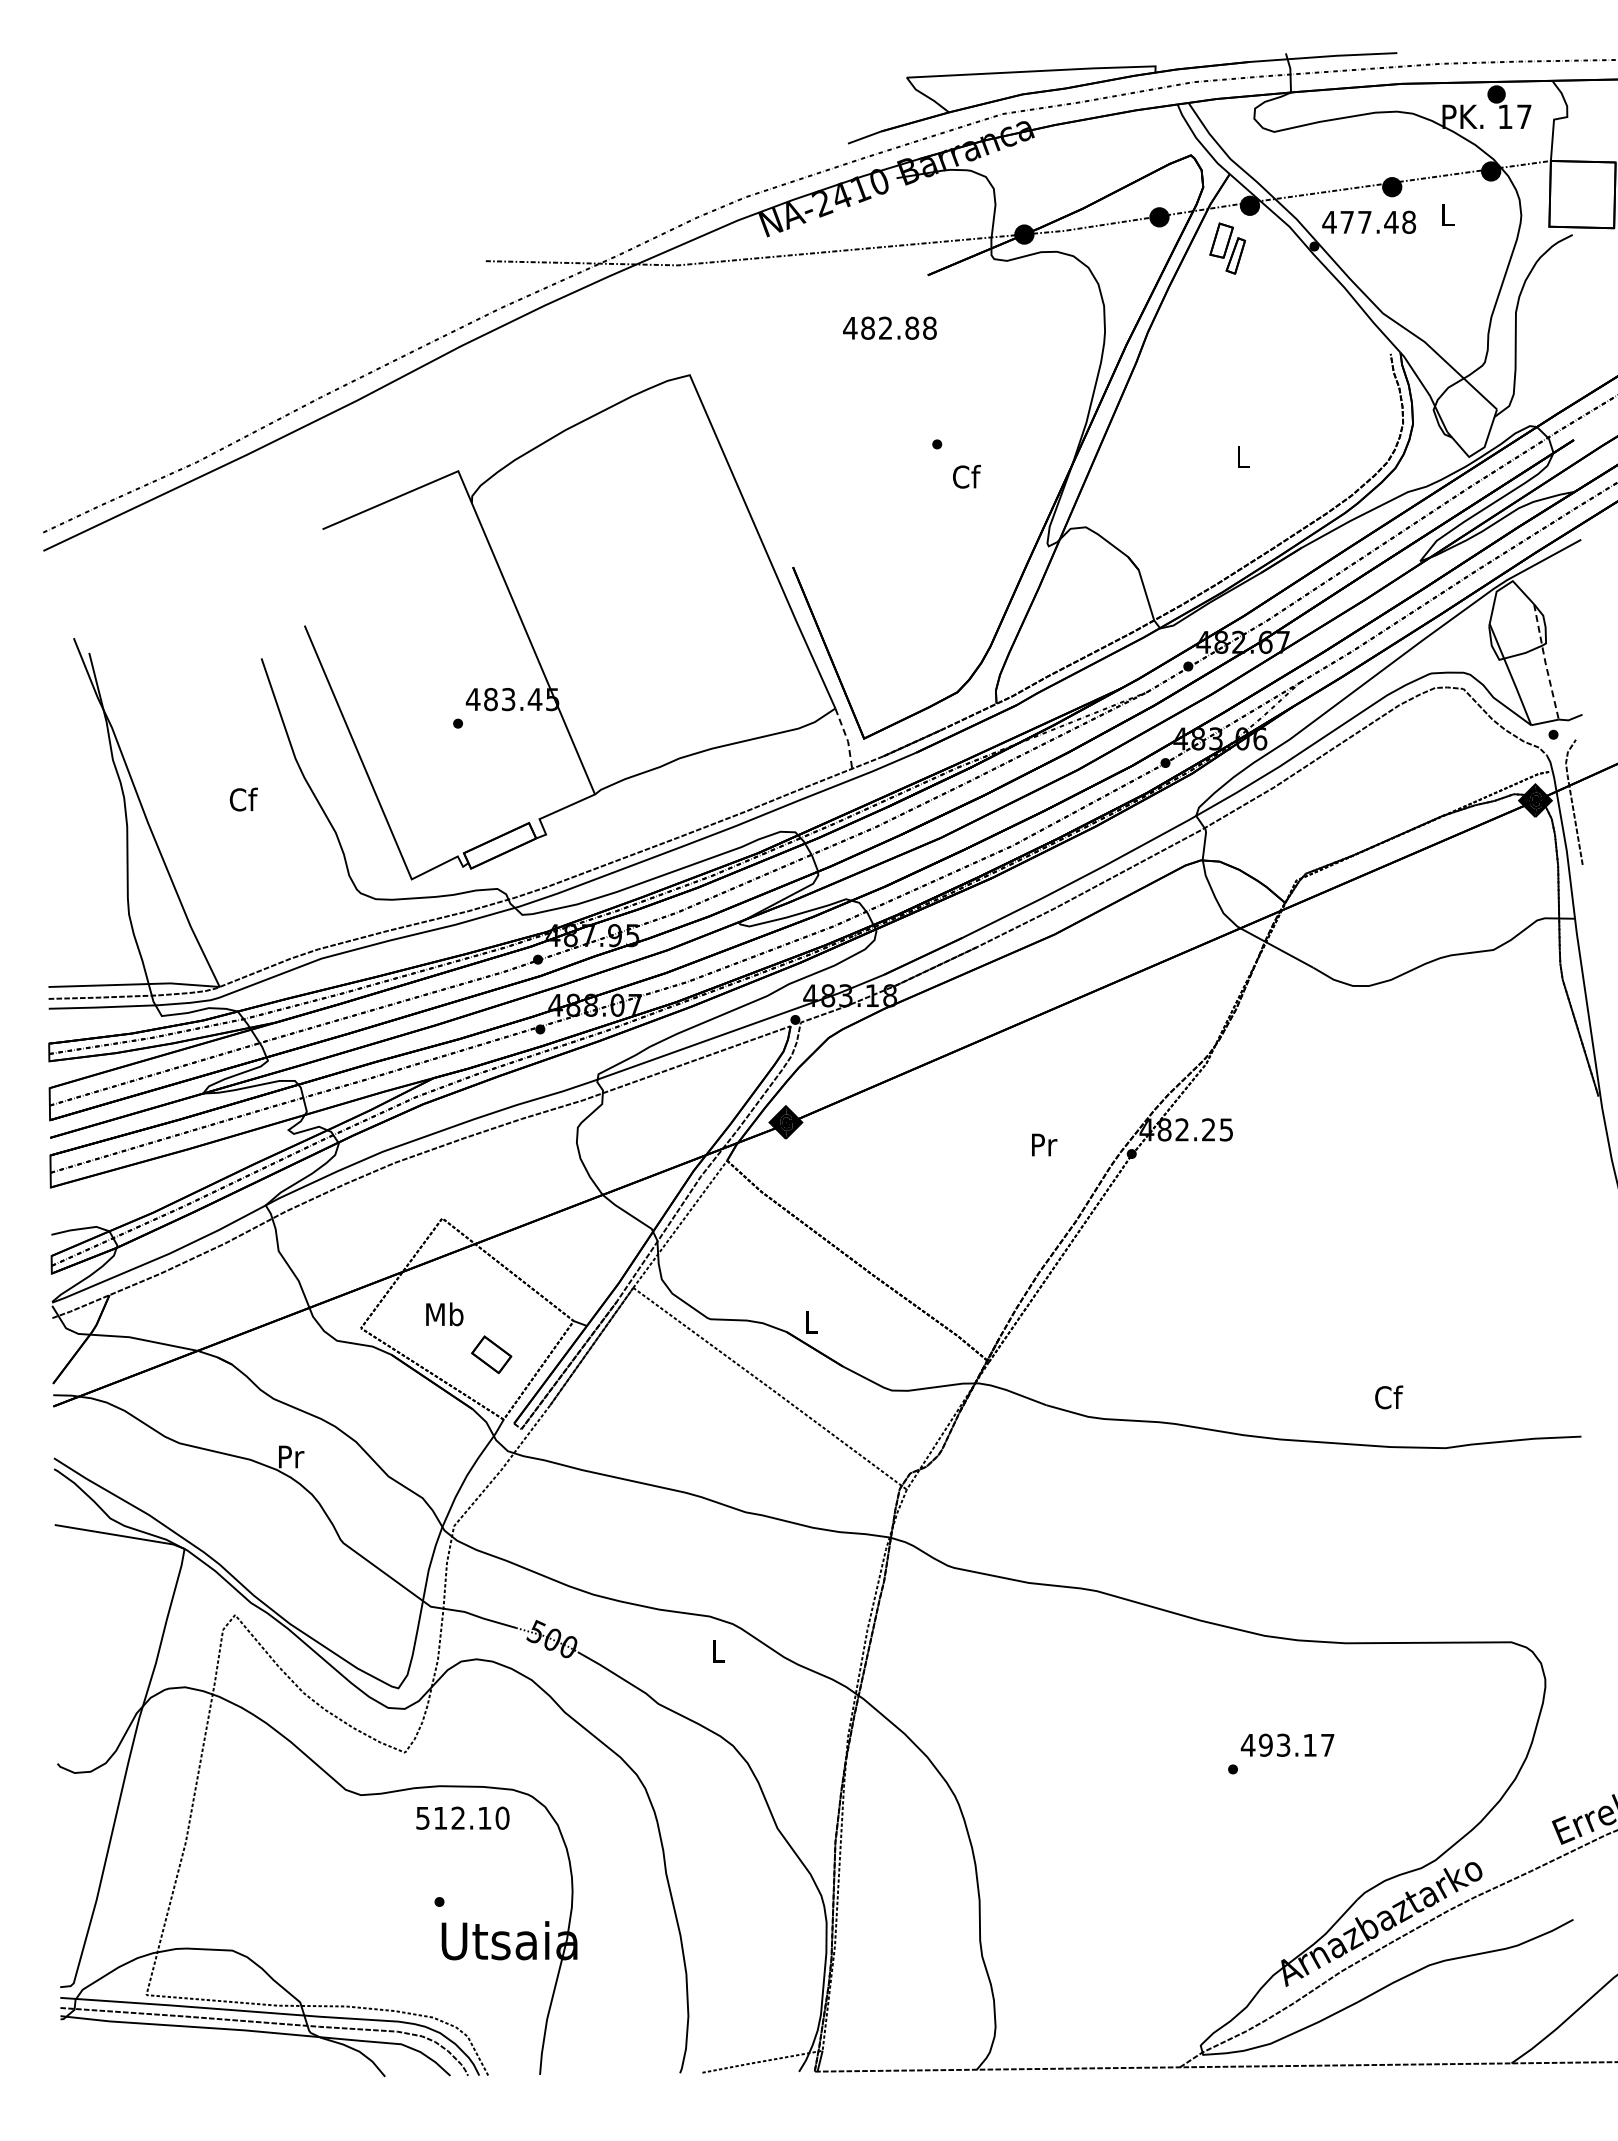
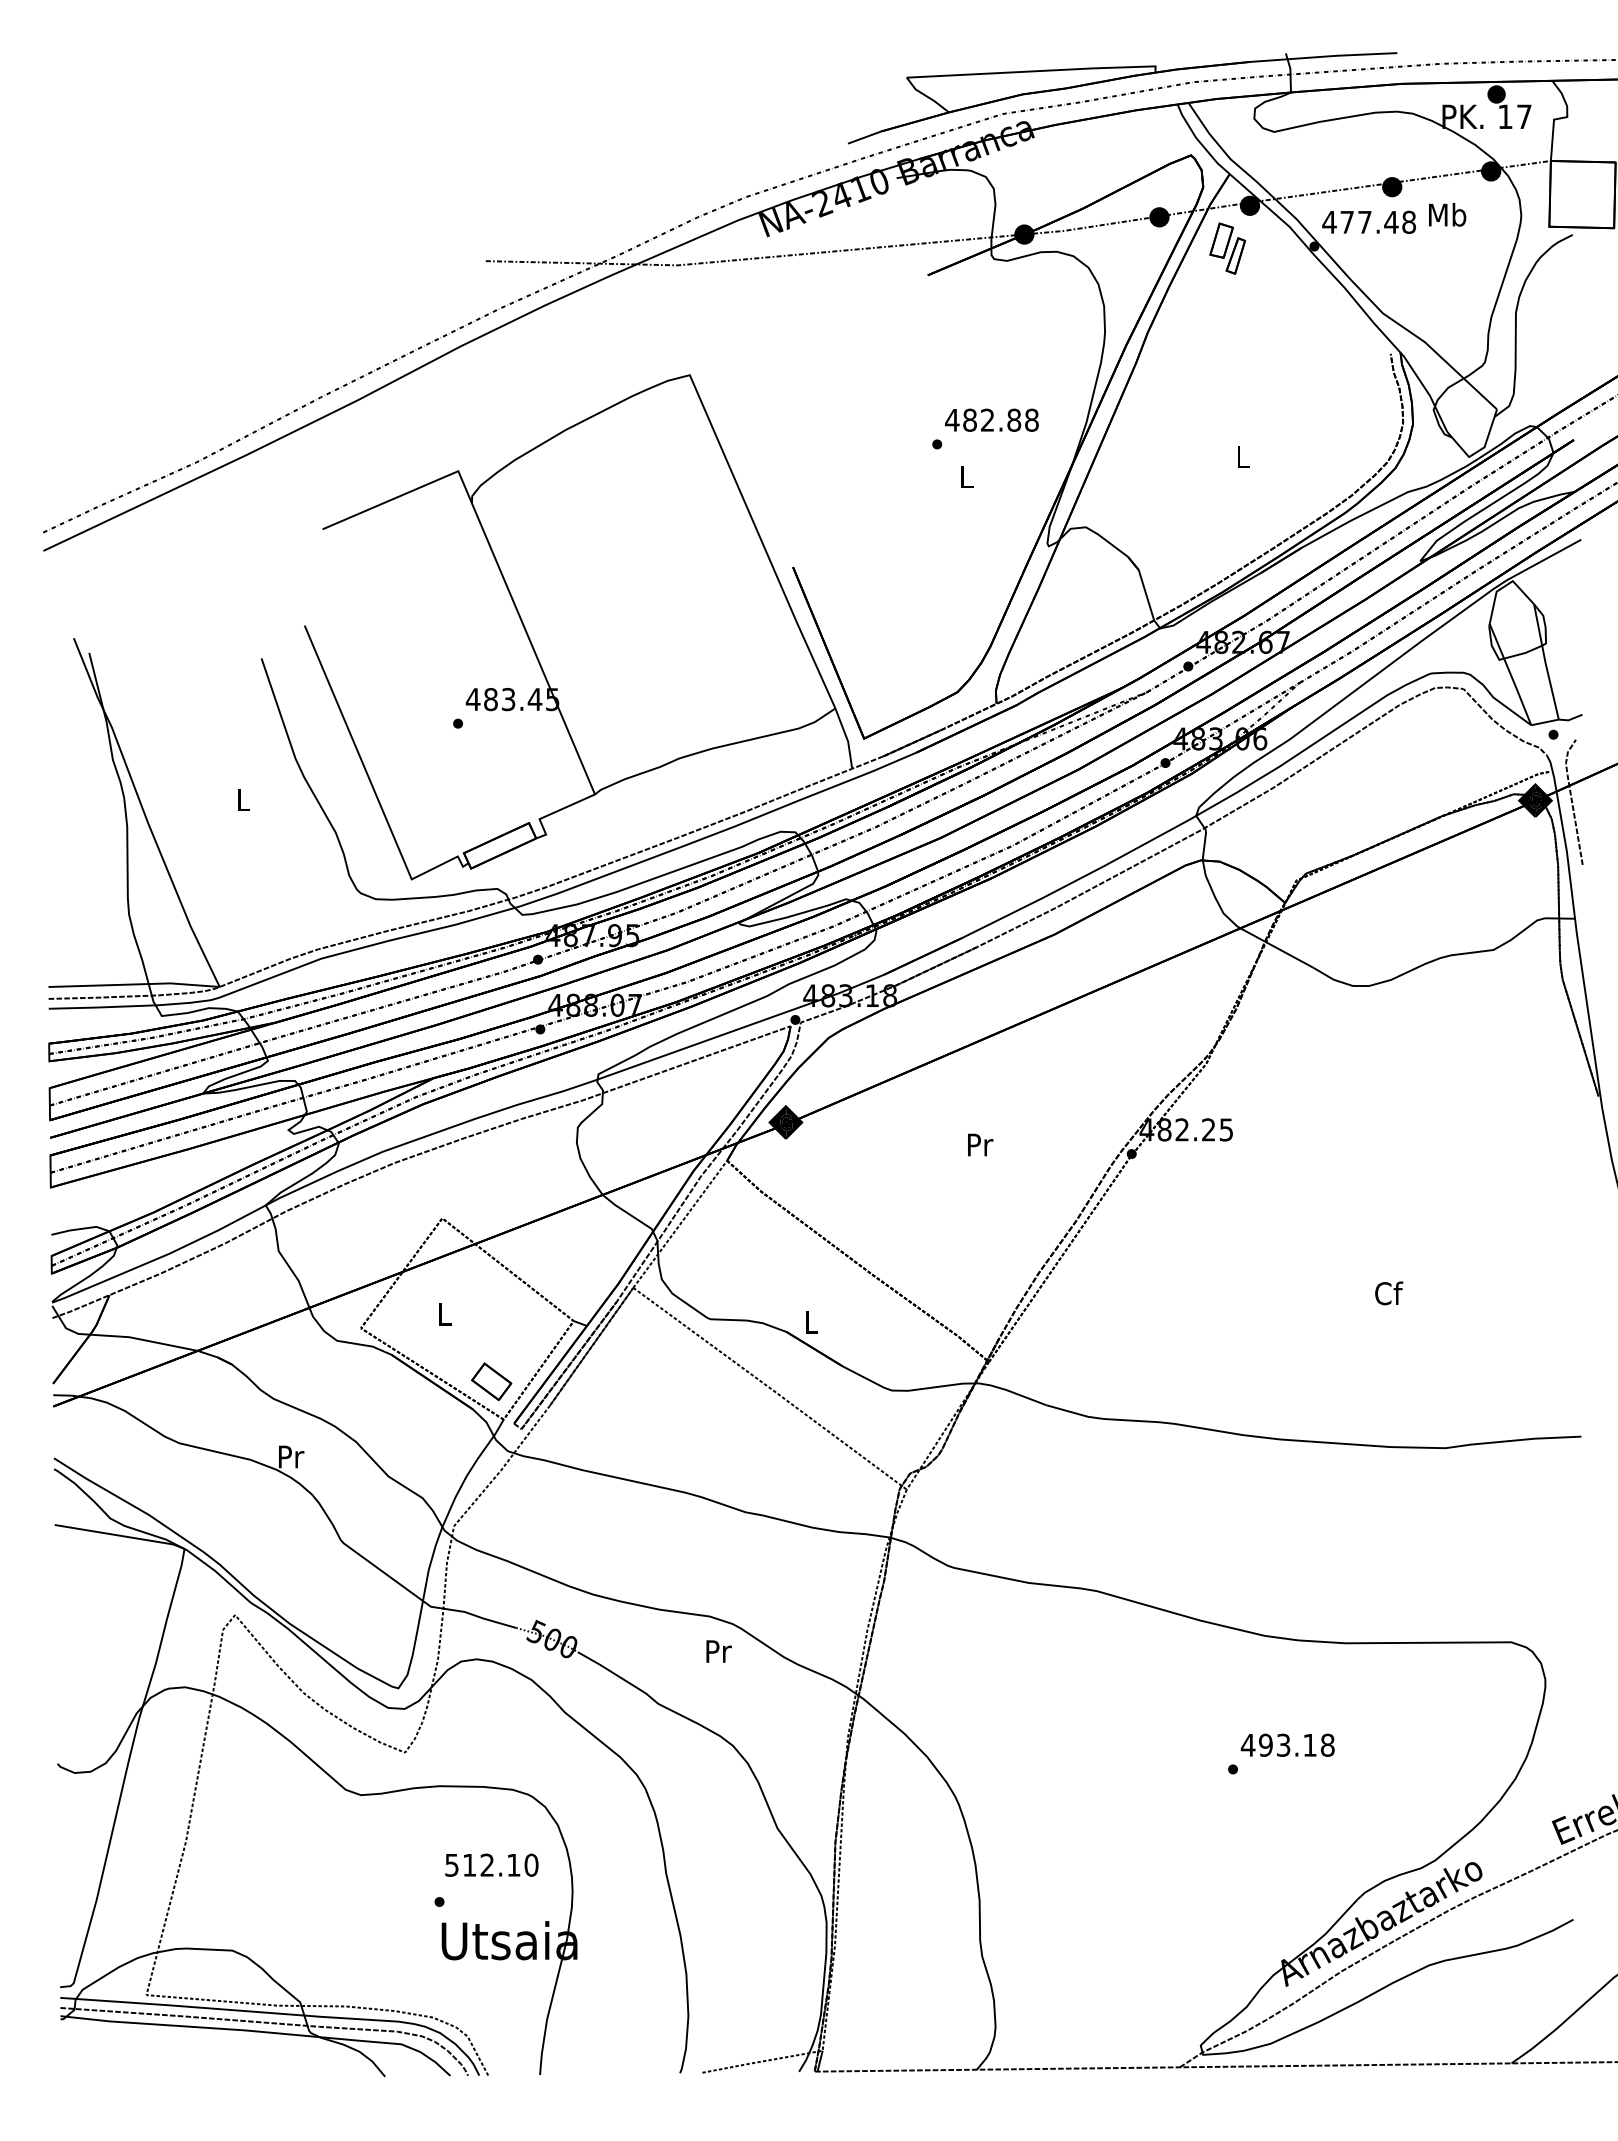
text: L -> Mb (1447, 214)
text position: (889, 327) -> (991, 419) (991, 419)
text: Cf -> L (966, 476)
line: dashed -> solid (1545, 662)
line: dashed -> solid (847, 738)
text: Cf -> L (243, 799)
text position: (1044, 1144) -> (980, 1144) (980, 1144)
text: Mb -> L (444, 1314)
part position: (491, 1354) -> (491, 1381) (491, 1381)
text position: (1389, 1397) -> (1389, 1293) (1389, 1293)
text: L -> Pr (718, 1651)
text: 493.17 -> 493.18 (1327, 1744)
text position: (462, 1817) -> (491, 1864) (491, 1864)
